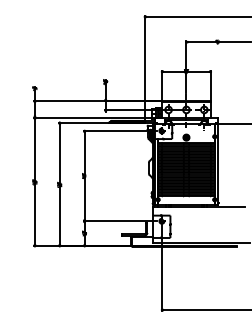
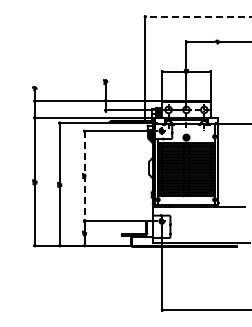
line: solid -> dashed (197, 16)
line: solid -> dashed (84, 176)
